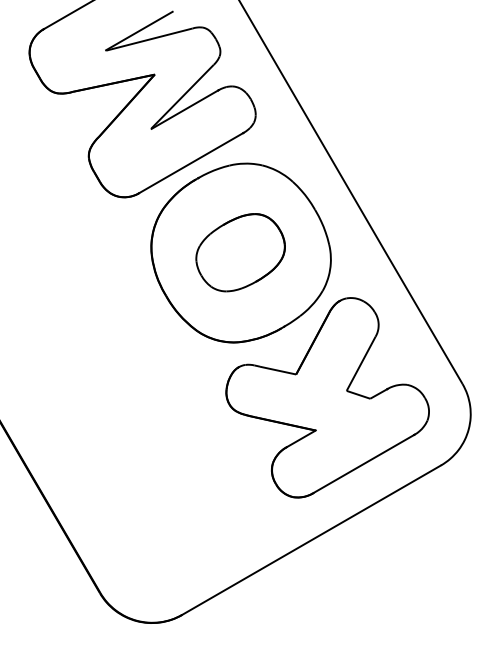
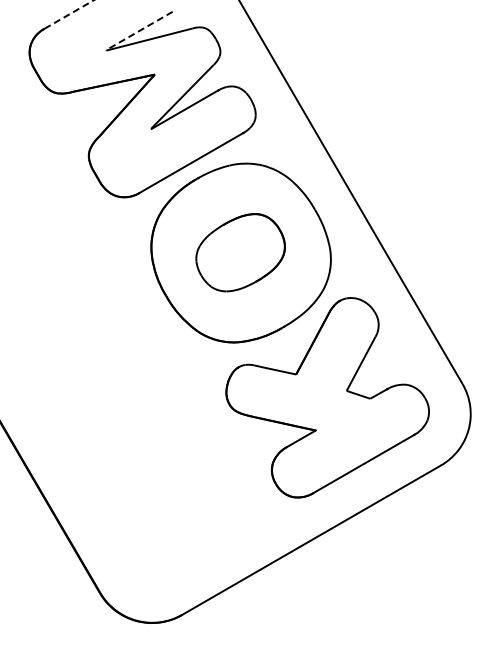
line: solid -> dashed (69, 14)
line: solid -> dashed (138, 31)
